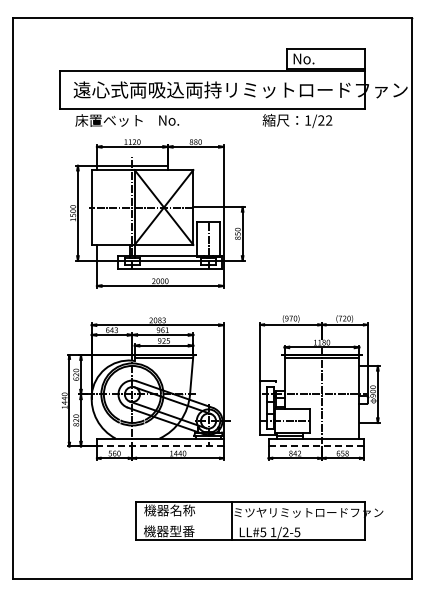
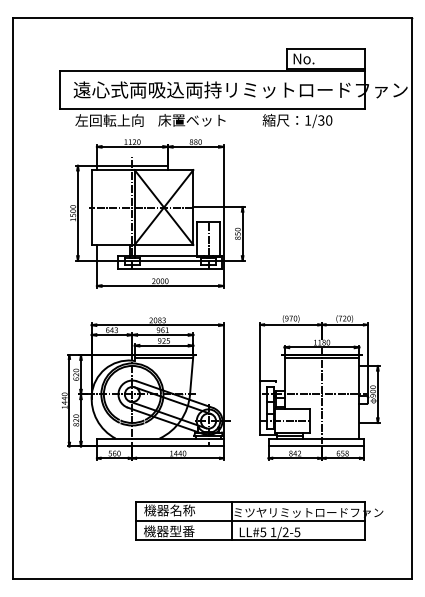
text: 床置ベット -> 左回転上向 (109, 120)
text: No. -> 床置ベット (191, 120)
text: 1/22 -> 1/30 (325, 120)
line: dashed -> solid (159, 446)
line: dashed -> solid (316, 446)
line: none -> present (250, 521)
